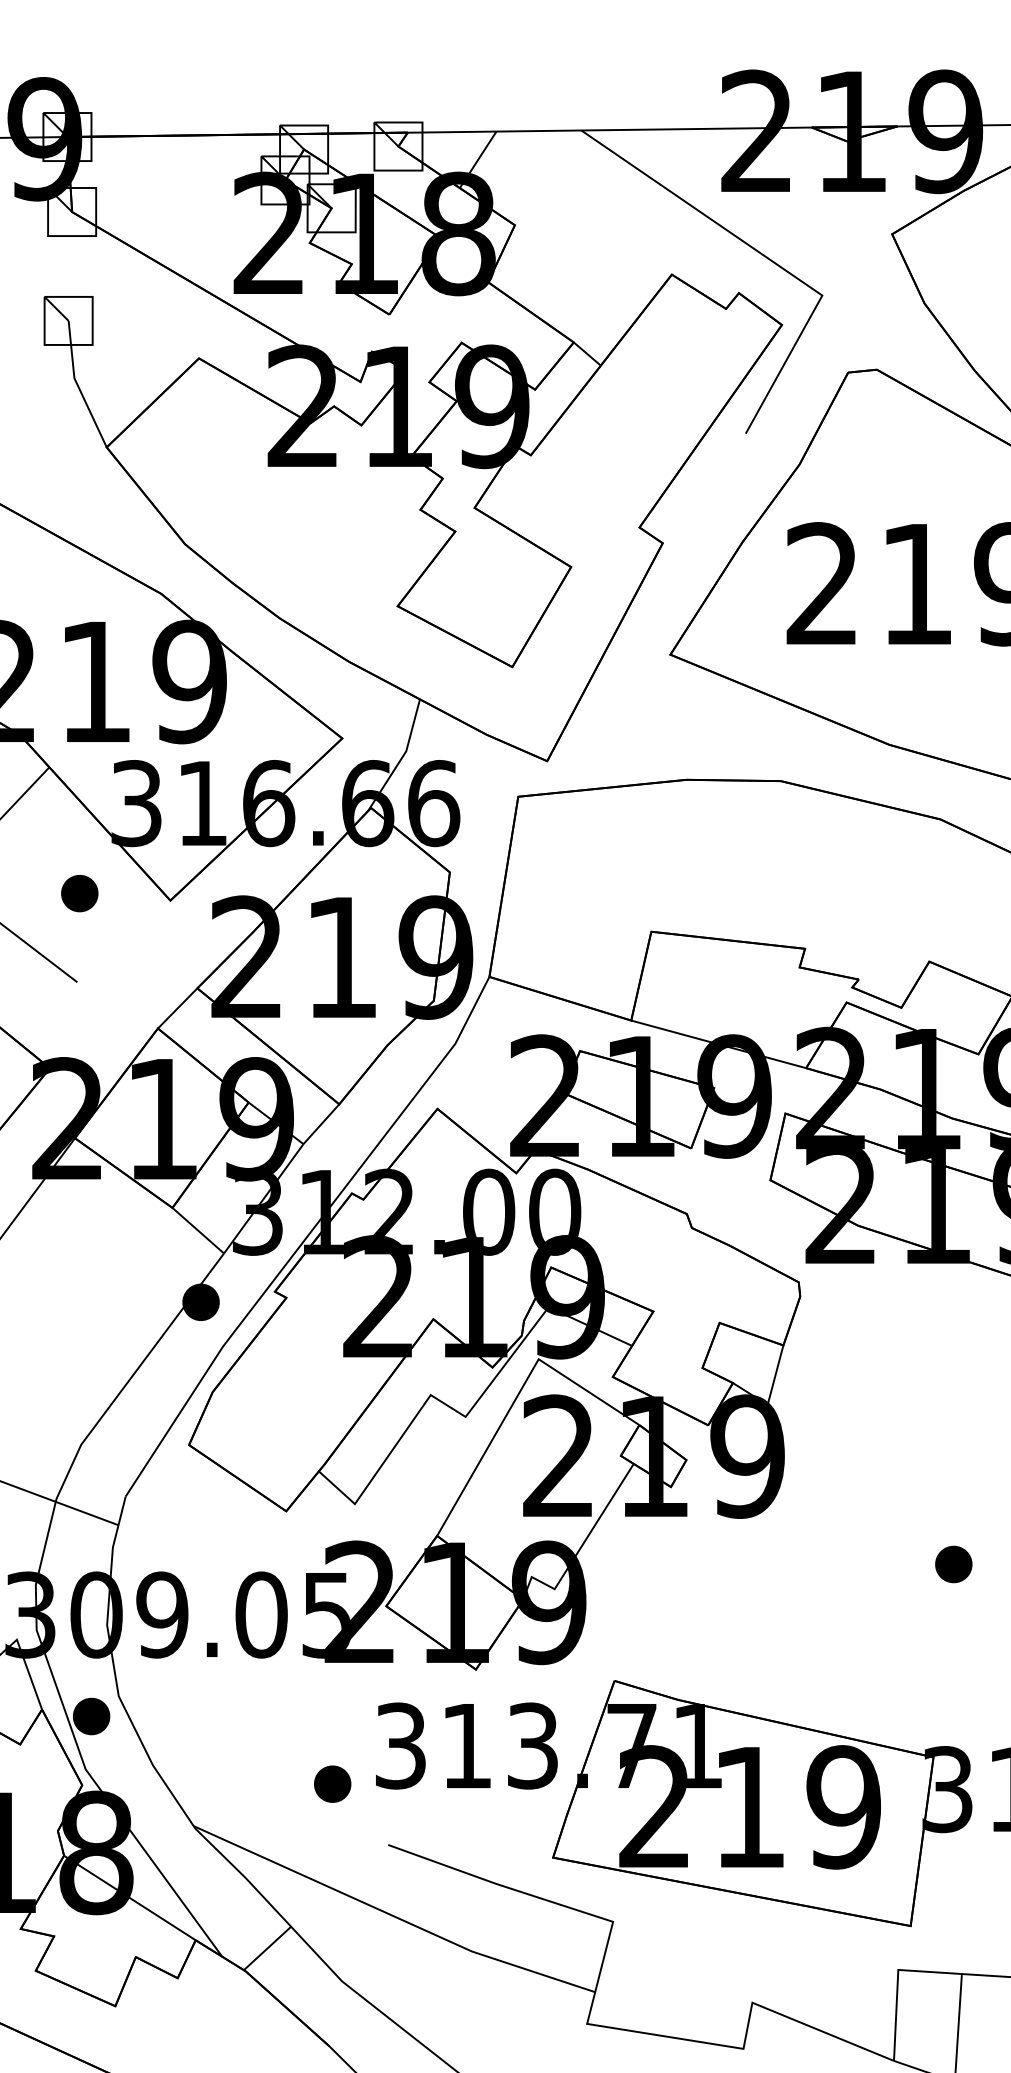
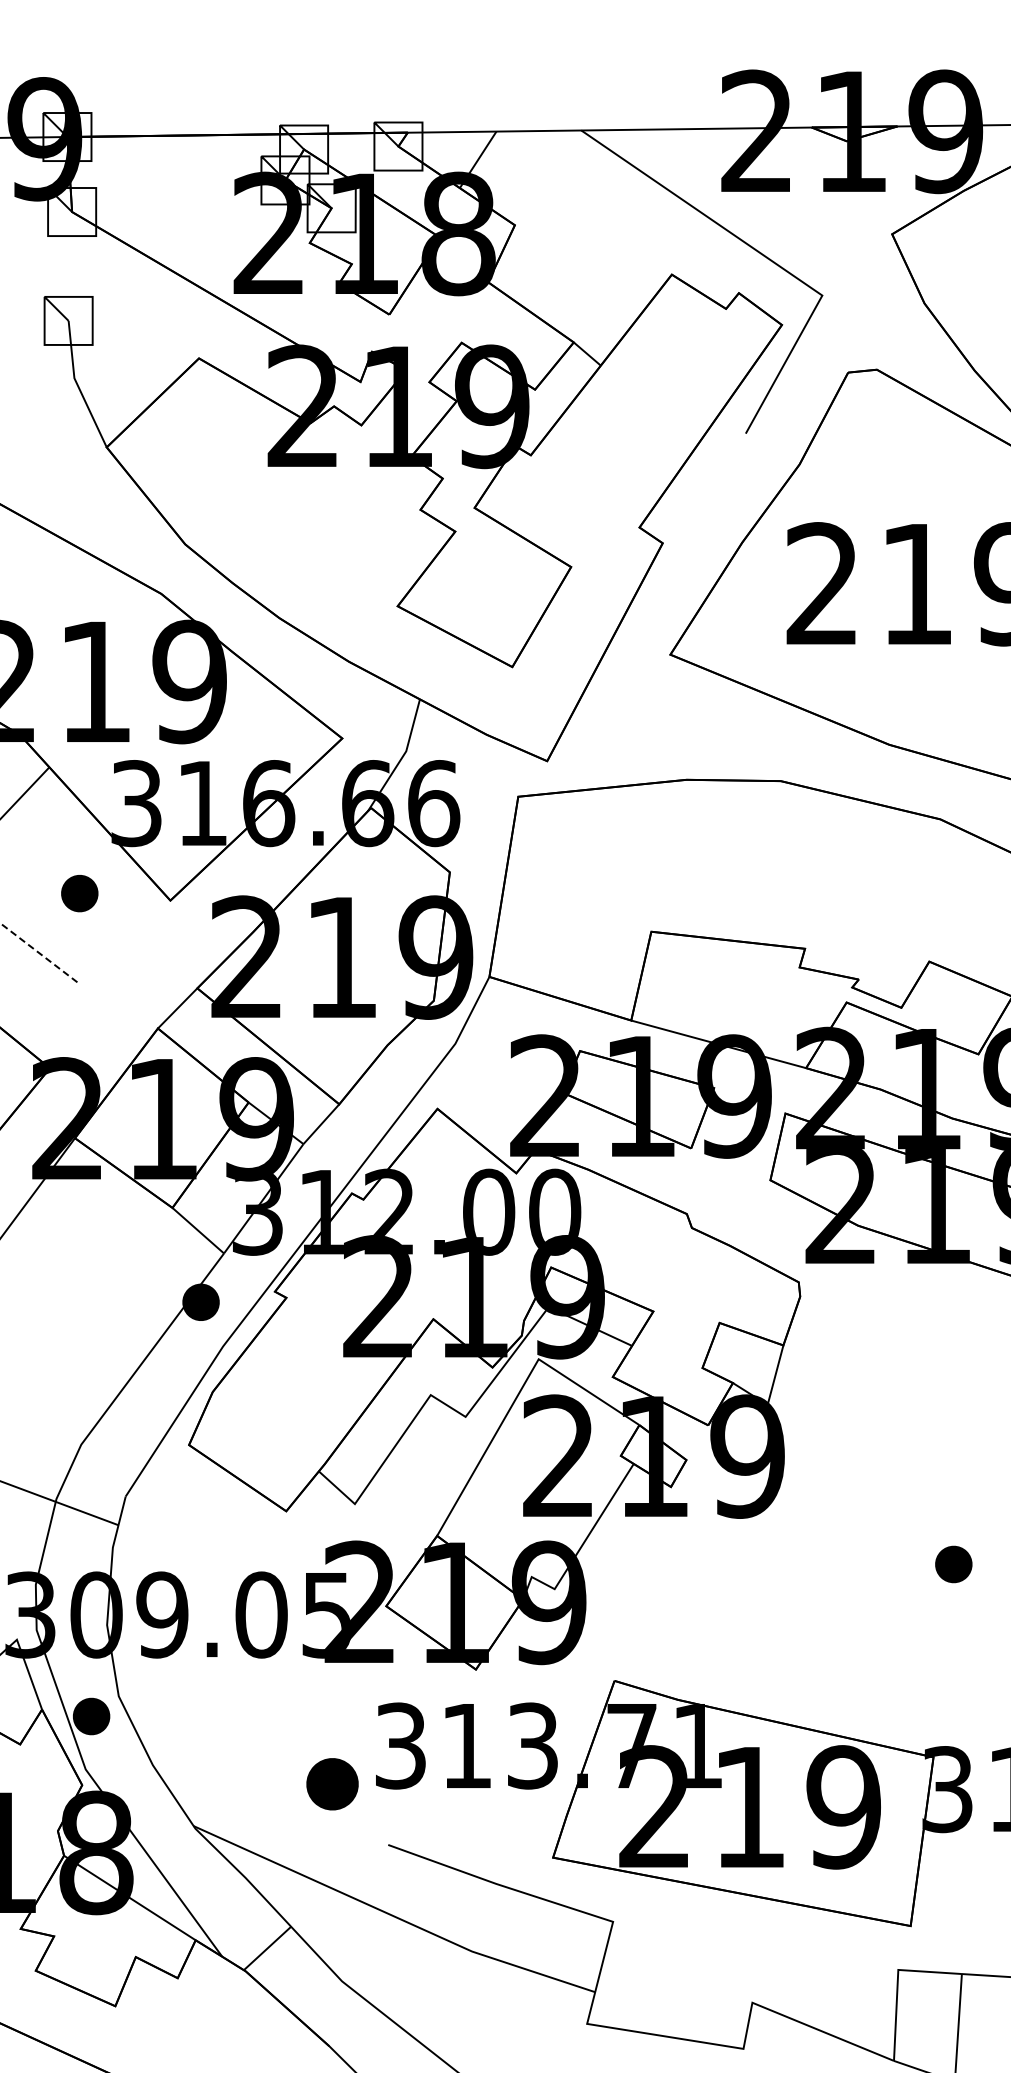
line: solid -> dashed (38, 952)
part size: 38x38 px -> 53x53 px (332, 1784)
